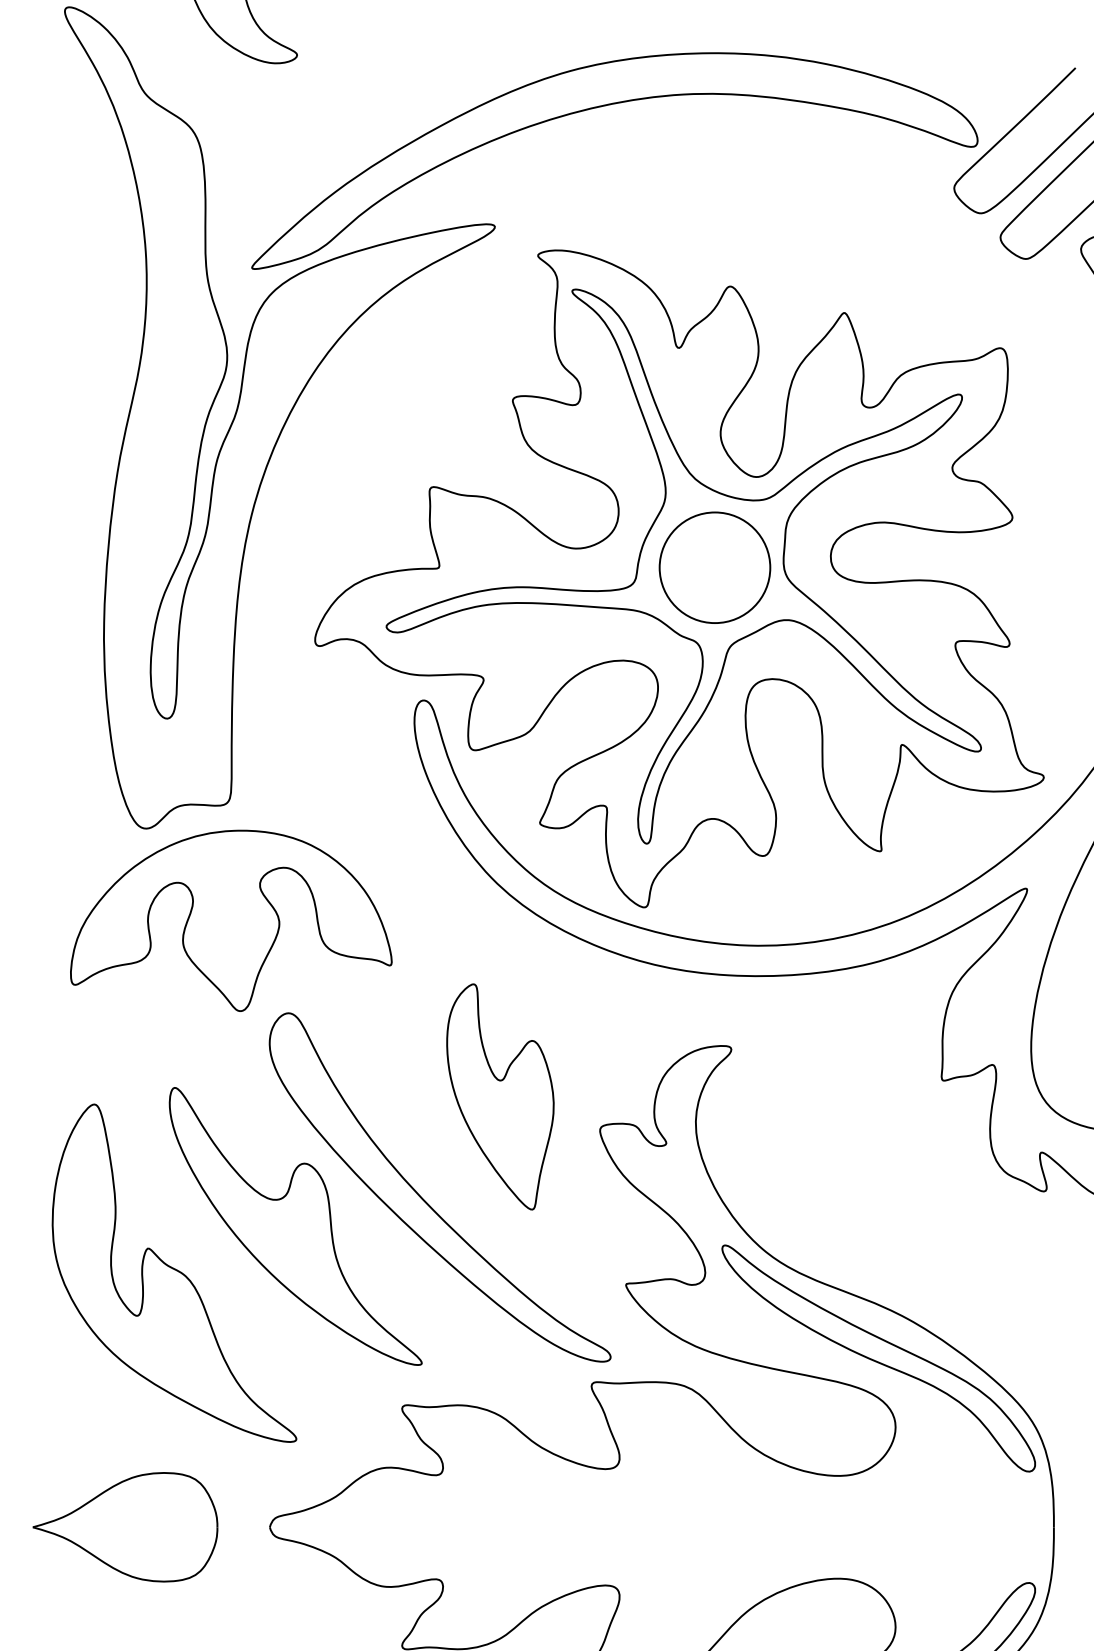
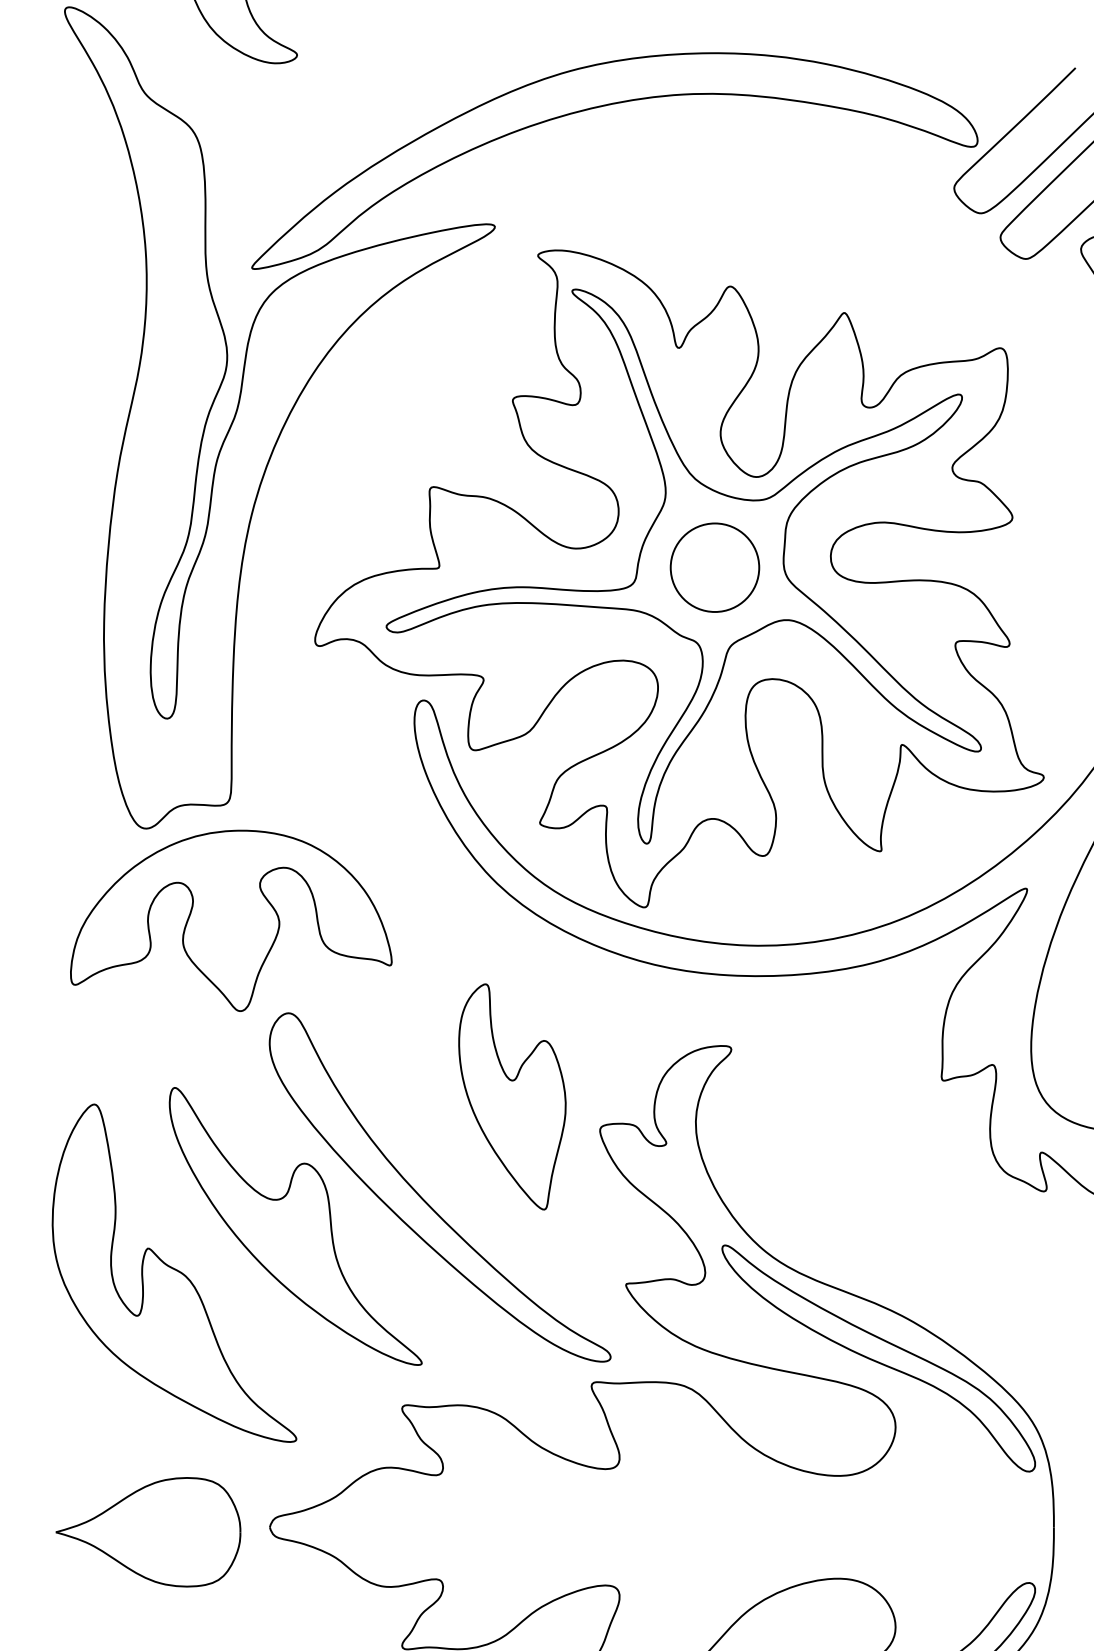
part size: 114x113 px -> 92x91 px (714, 567)
part position: (500, 1096) -> (512, 1096) (512, 1096)
part position: (125, 1527) -> (148, 1532) (148, 1532)
